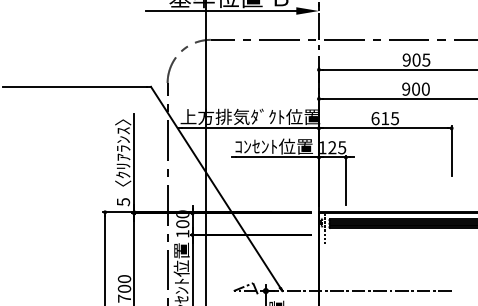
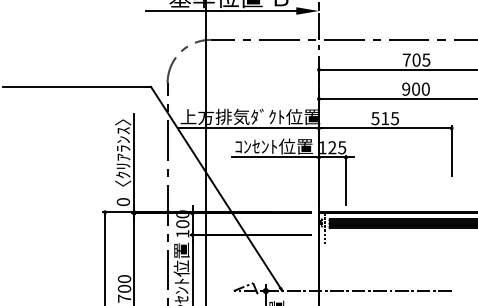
text: 905 -> 705 (406, 59)
text: 615 -> 515 (375, 118)
text: 5 -> 0 (122, 202)
